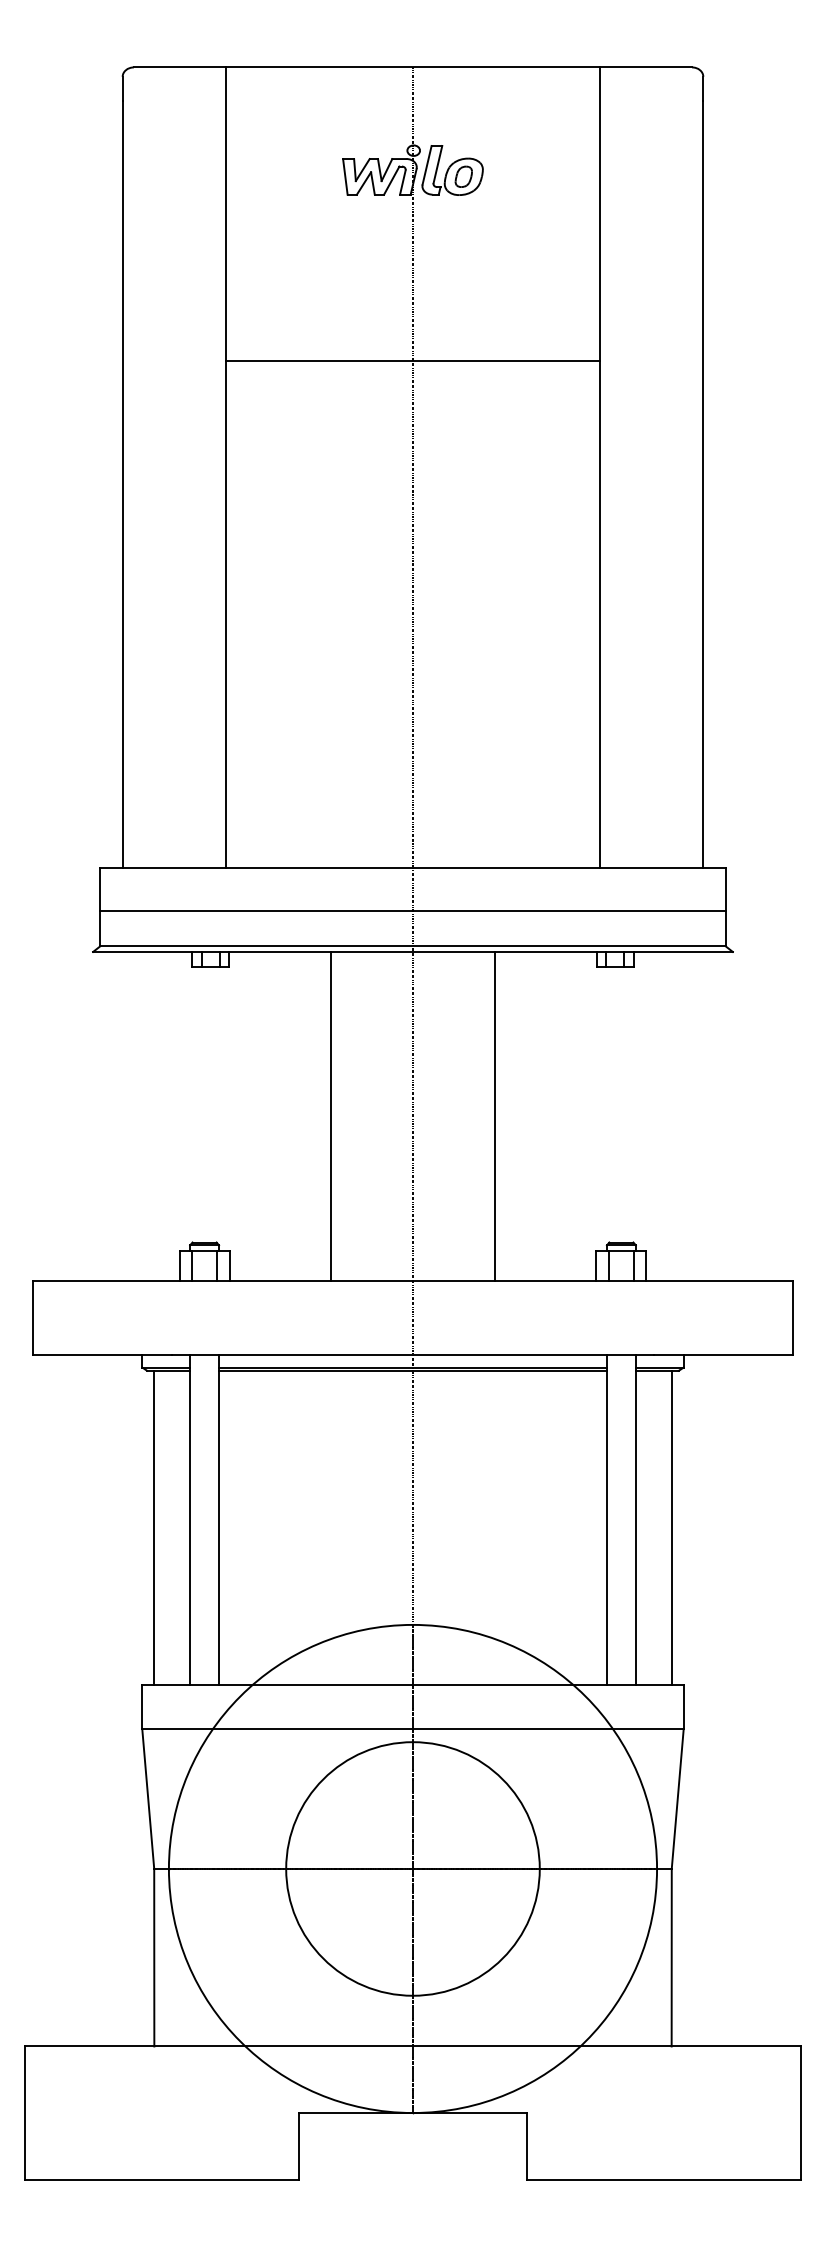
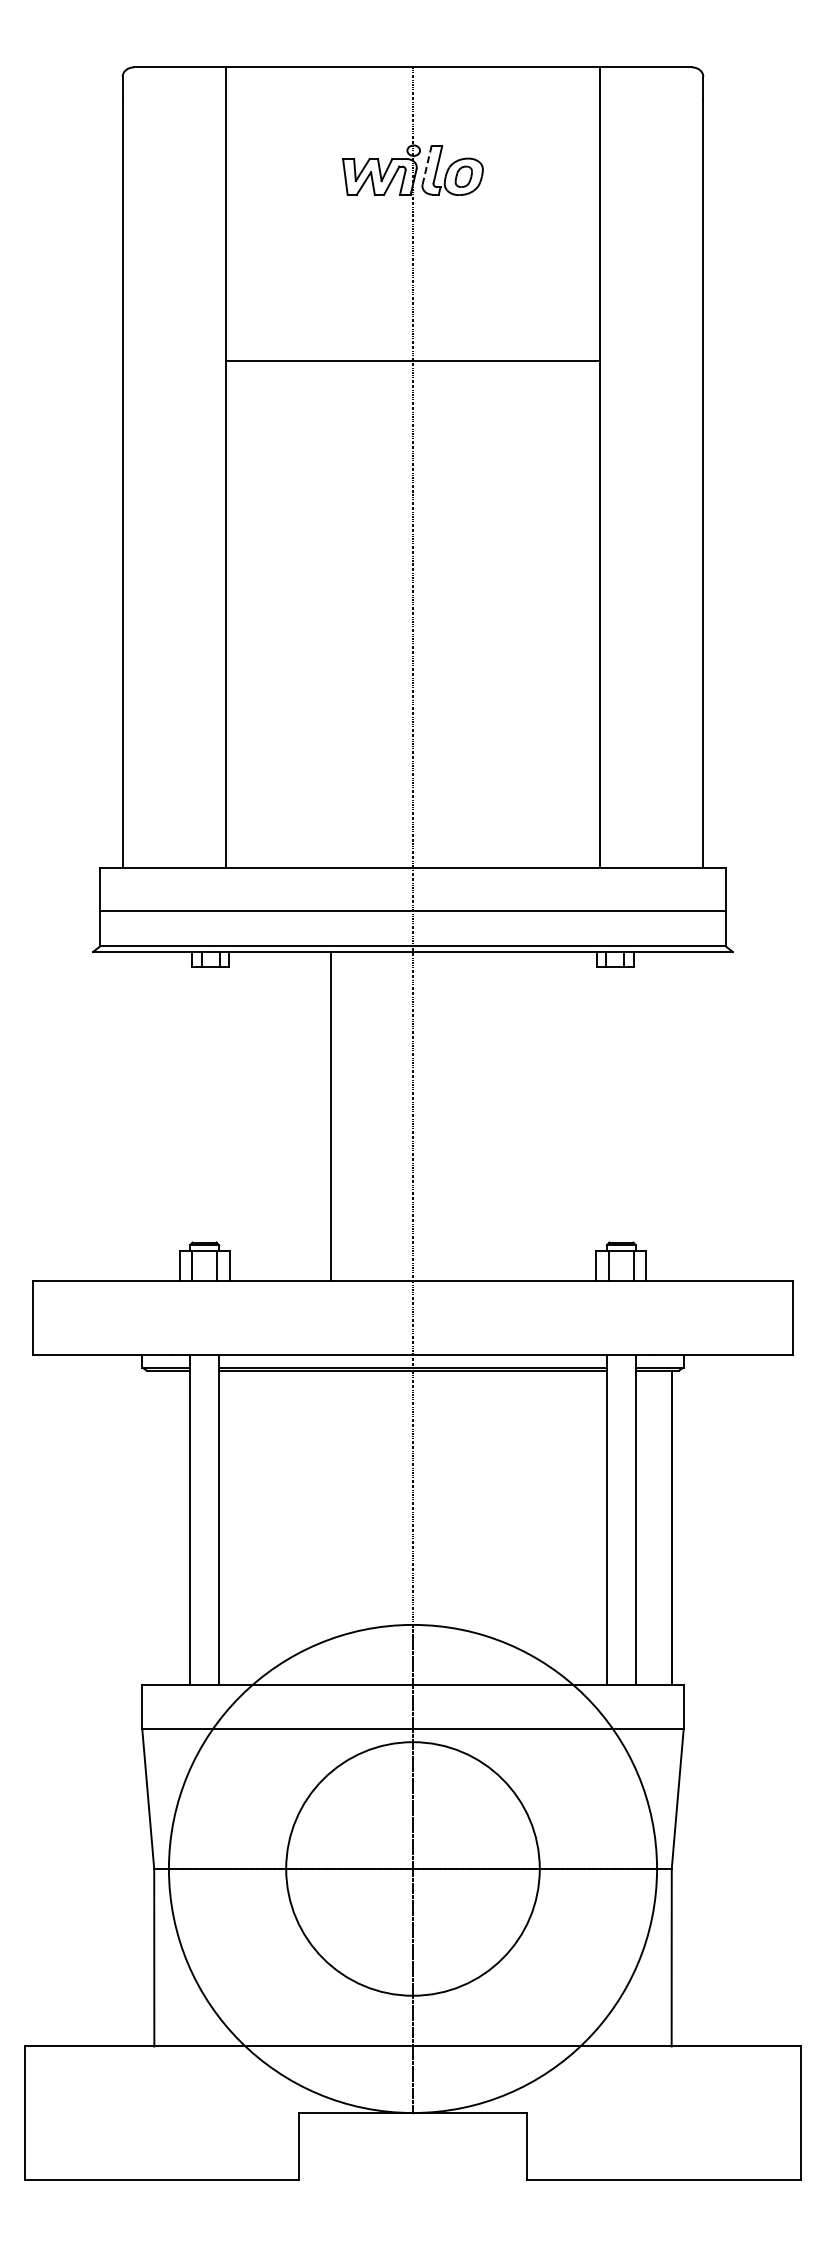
line: solid -> dashed (427, 165)
line: present -> none (494, 1115)
line: present -> none (154, 1527)
